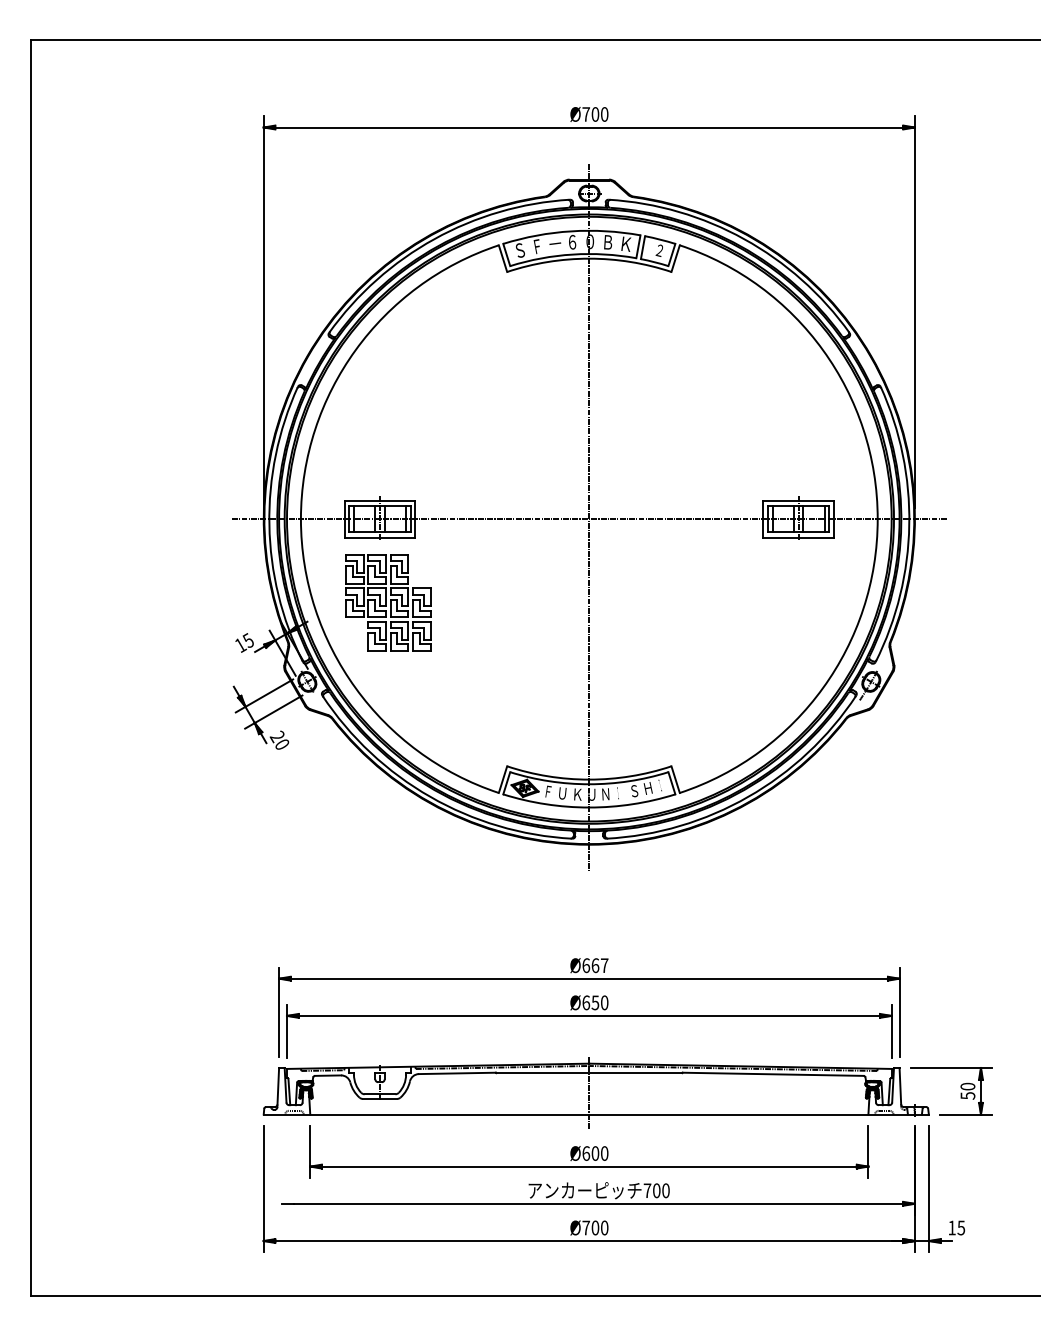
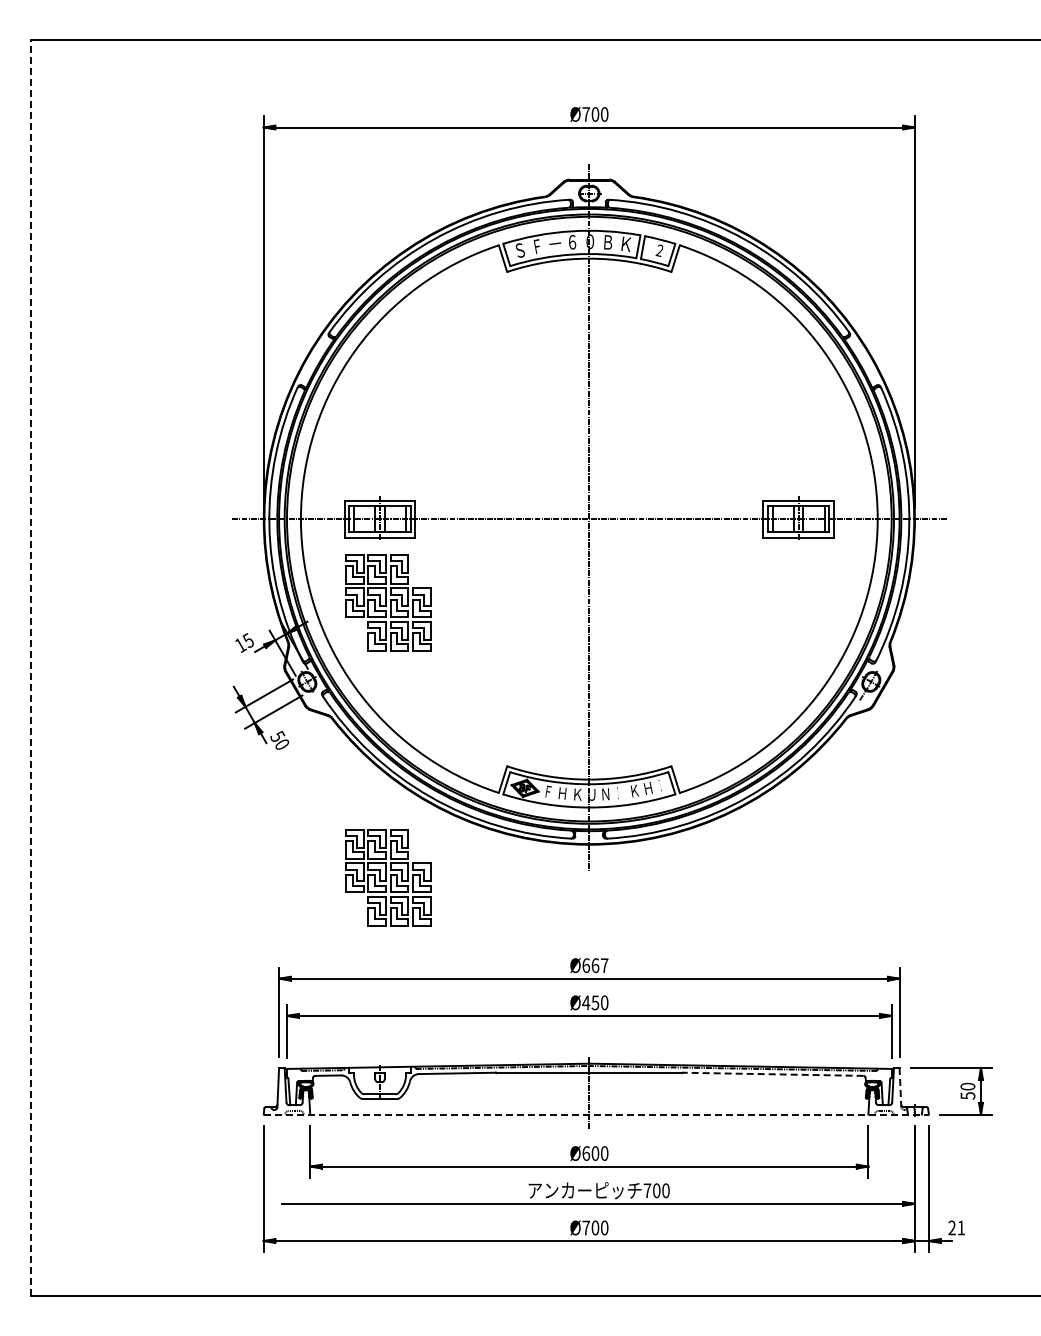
line: solid -> dashed (31, 668)
text: 20 -> 50 (277, 736)
text: Ｓ -> Ｋ (634, 790)
text: Ｕ -> Ｈ (561, 795)
part: none -> present (388, 877)
text: Ø650 -> Ø450 (586, 1002)
line: solid -> dashed (772, 1074)
line: solid -> dashed (900, 1086)
line: solid -> dashed (596, 1114)
text: 15 -> 21 (956, 1227)
